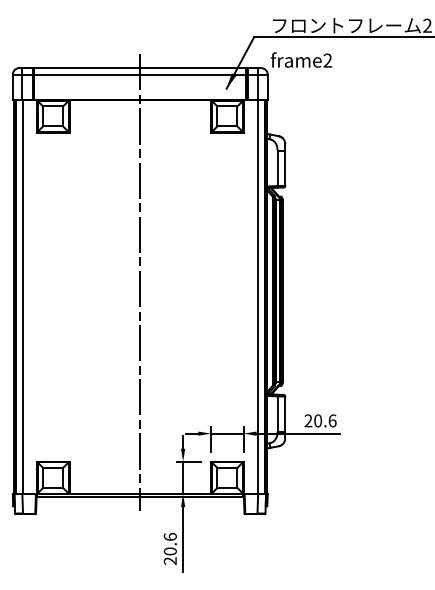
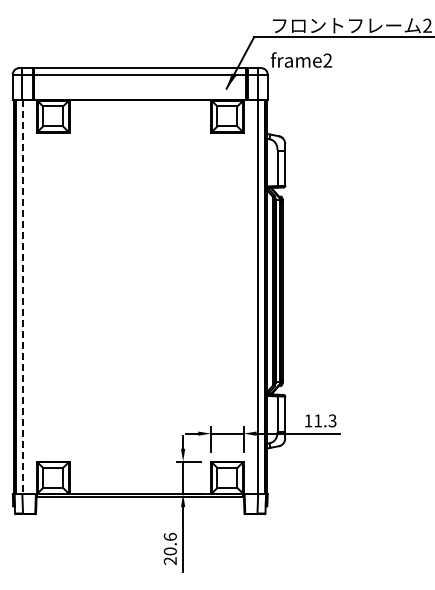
line: present -> none (140, 282)
line: solid -> dashed (22, 297)
text: 20.6 -> 11.3 (320, 420)
